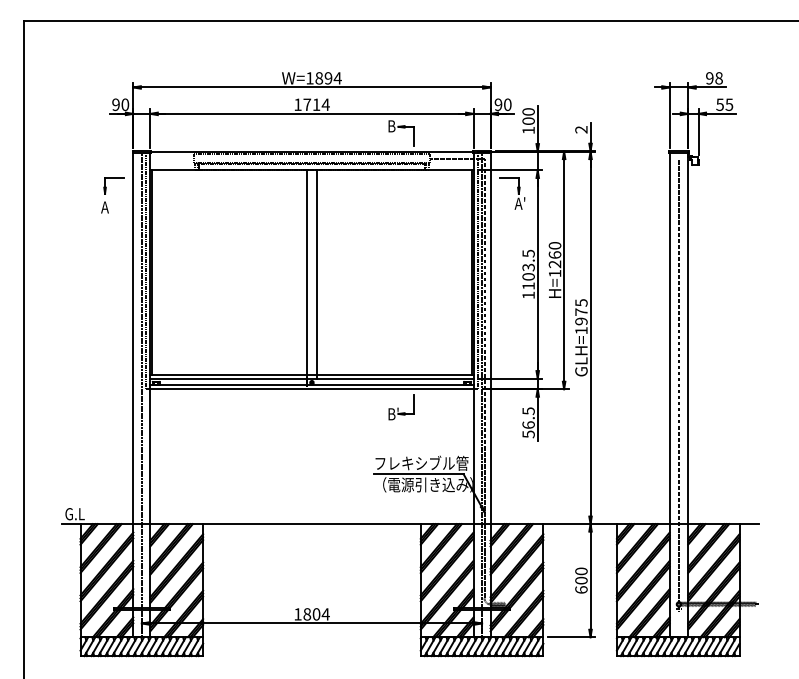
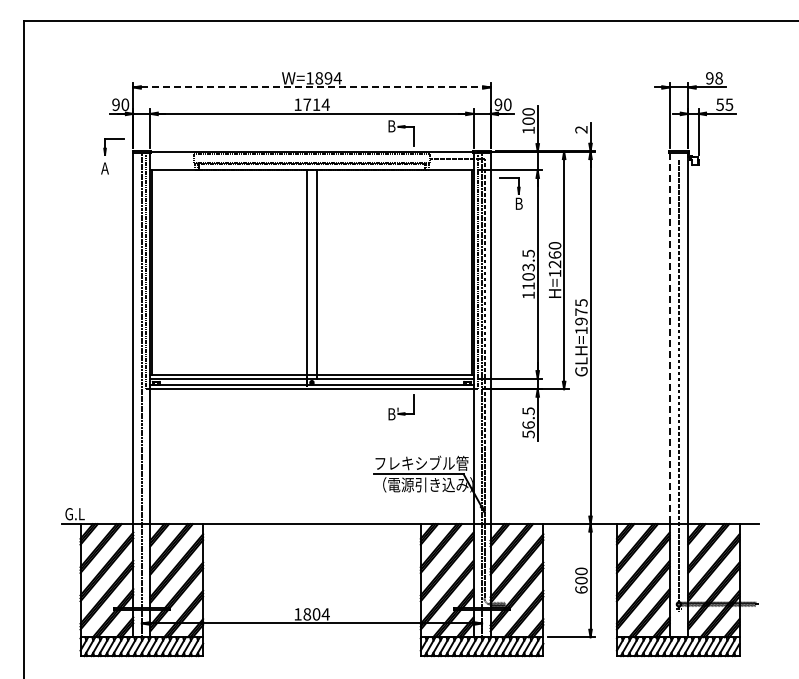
line: solid -> dashed (312, 87)
part position: (106, 192) -> (106, 153) (106, 153)
text: A' -> B (519, 203)
line: solid -> dashed (669, 338)
